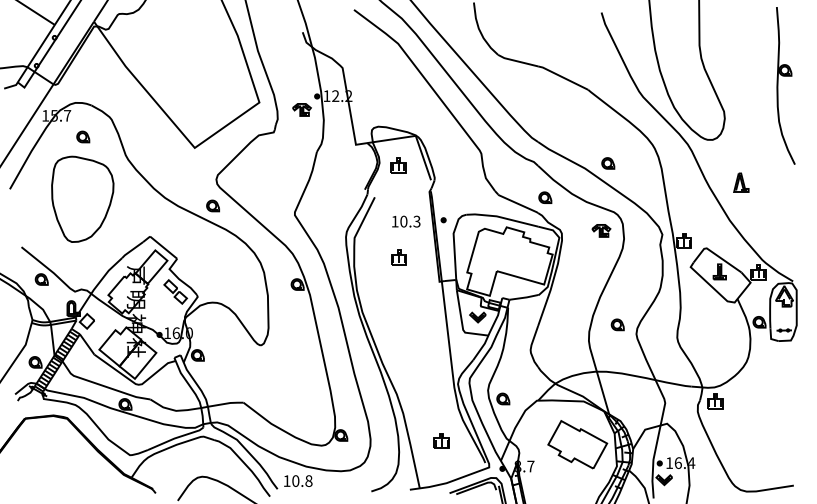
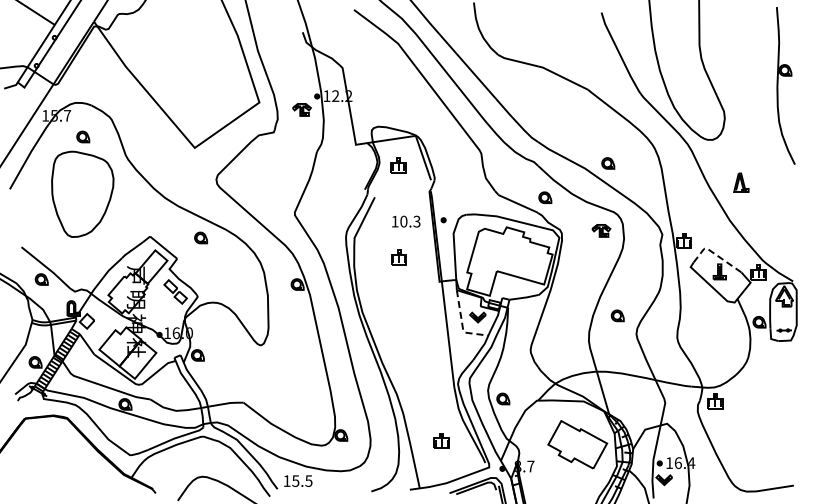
part position: (82, 198) -> (82, 193) (82, 193)
part position: (212, 205) -> (200, 237) (200, 237)
line: solid -> dashed (714, 253)
part position: (617, 324) -> (617, 315) (617, 315)
line: solid -> dashed (462, 325)
text: 10.8 -> 15.5 (302, 480)
